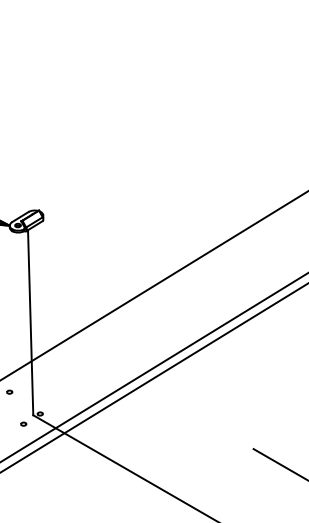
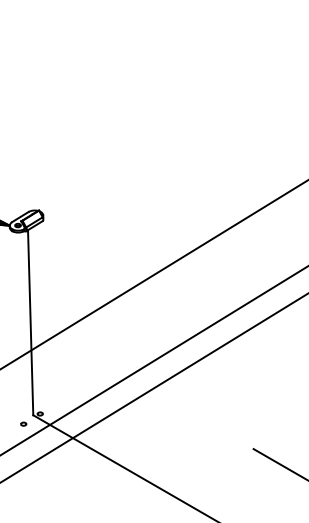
line position: (153, 285) -> (153, 274) (153, 274)
line position: (153, 367) -> (153, 360) (153, 360)
line position: (153, 378) -> (153, 388) (153, 388)
part: present -> none (9, 391)
